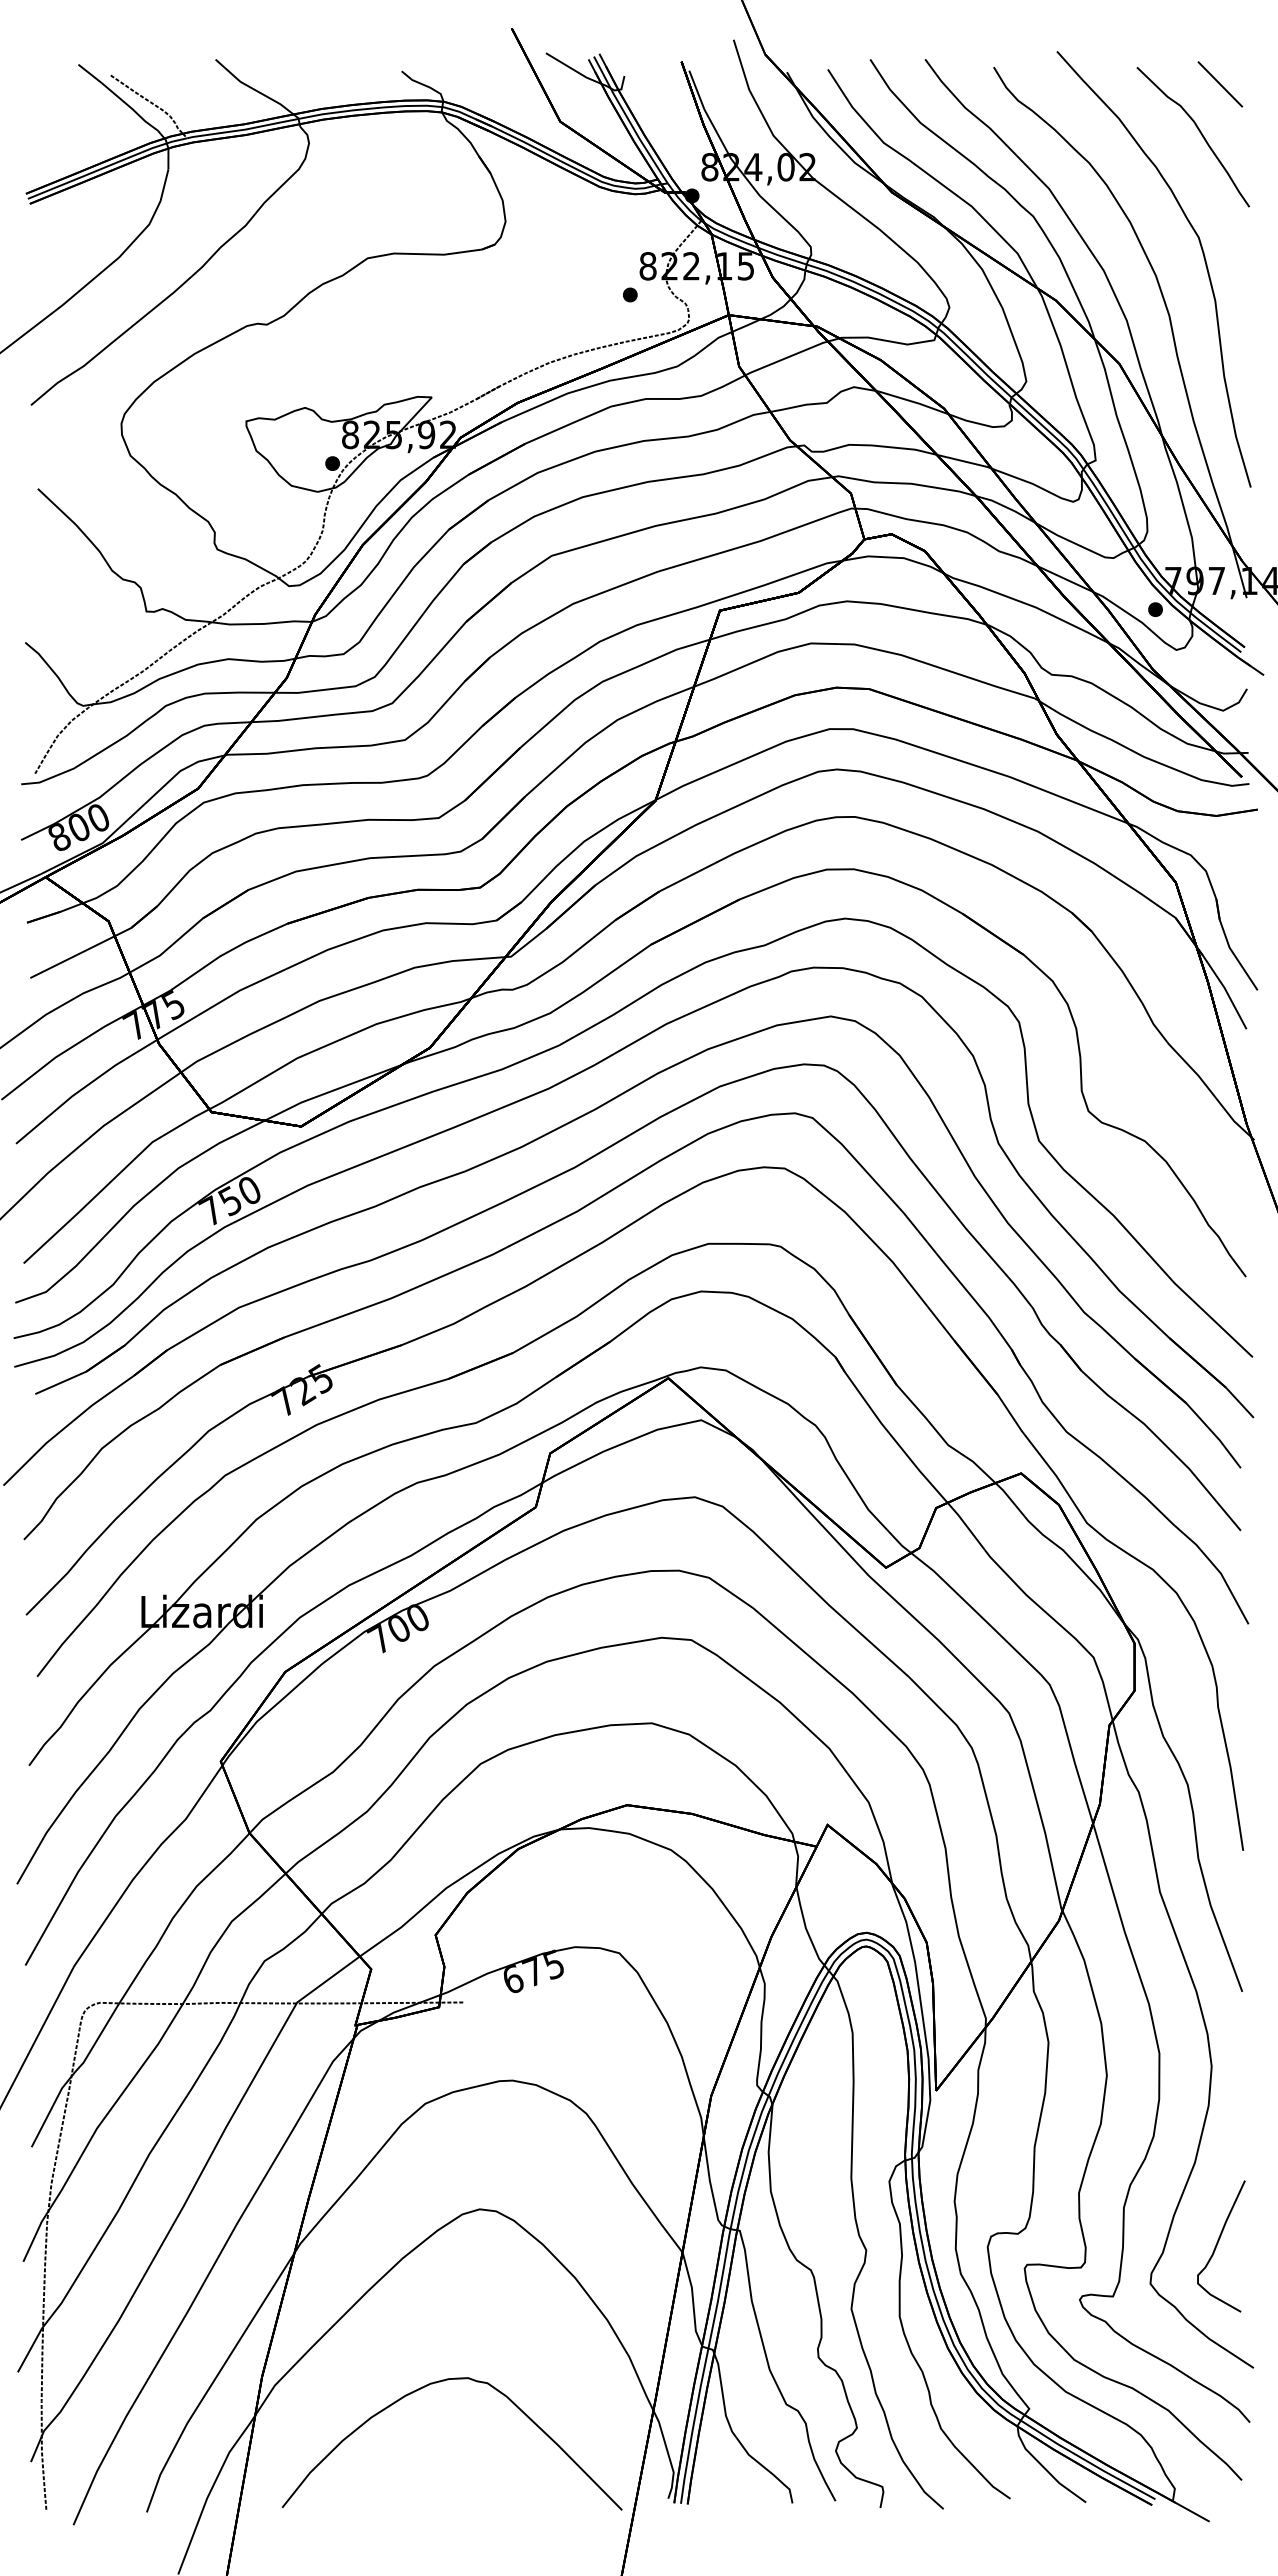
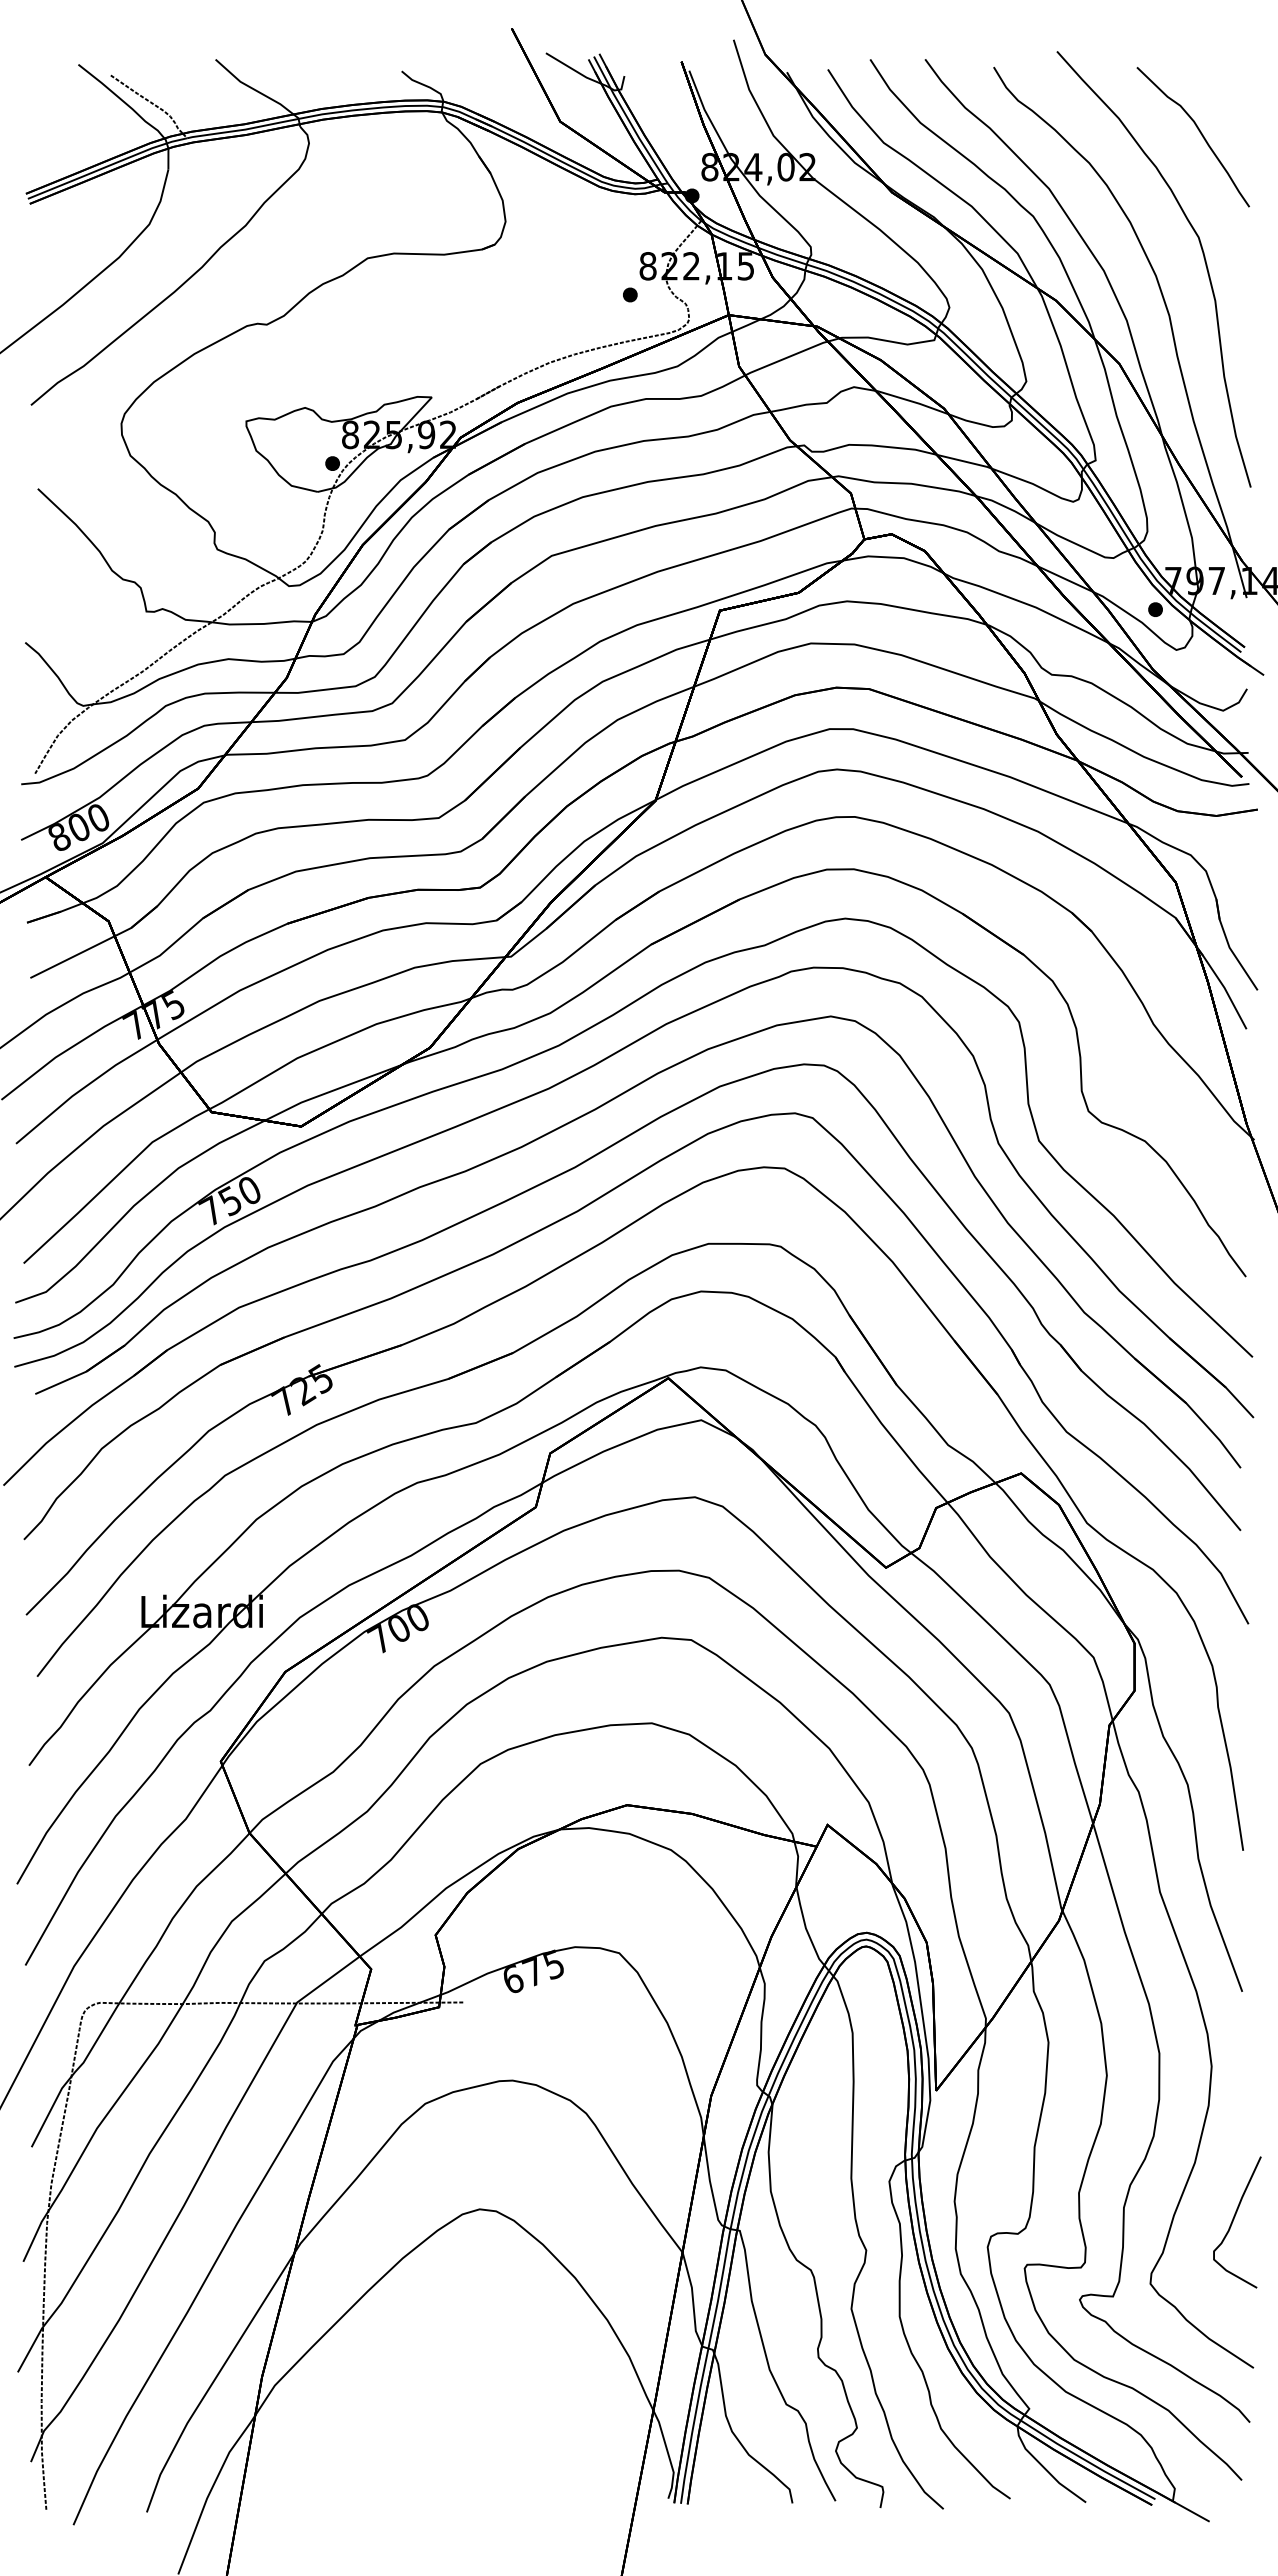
line: present -> none (1220, 84)
curve position: (1217, 2245) -> (1233, 2221) (1233, 2221)
part: present -> none (423, 2388)
